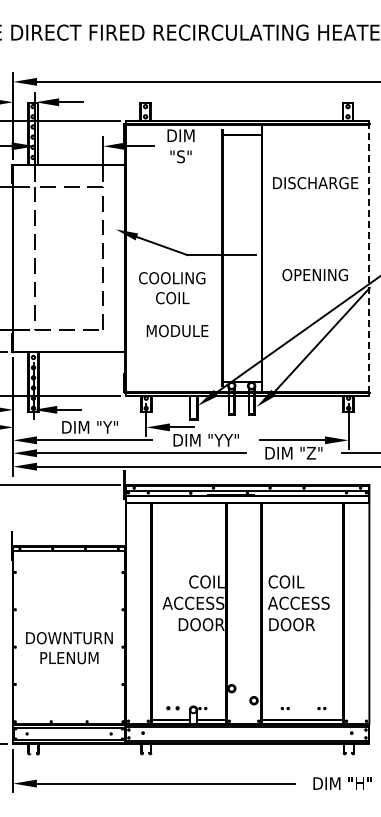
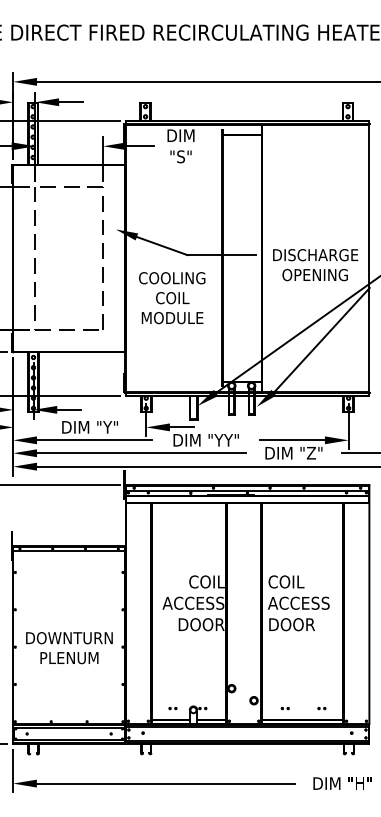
text position: (315, 183) -> (315, 255) (315, 255)
line: dashed -> solid (369, 257)
text position: (177, 331) -> (172, 318) (172, 318)
part size: 14x5 px -> 10x4 px (172, 708)
